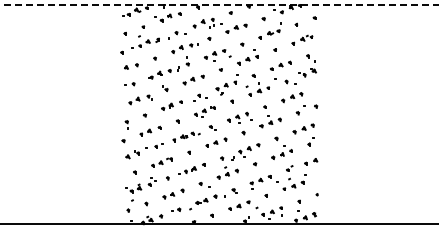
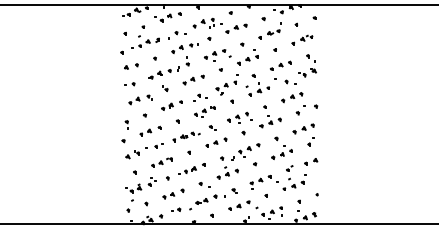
line: dashed -> solid (219, 5)
